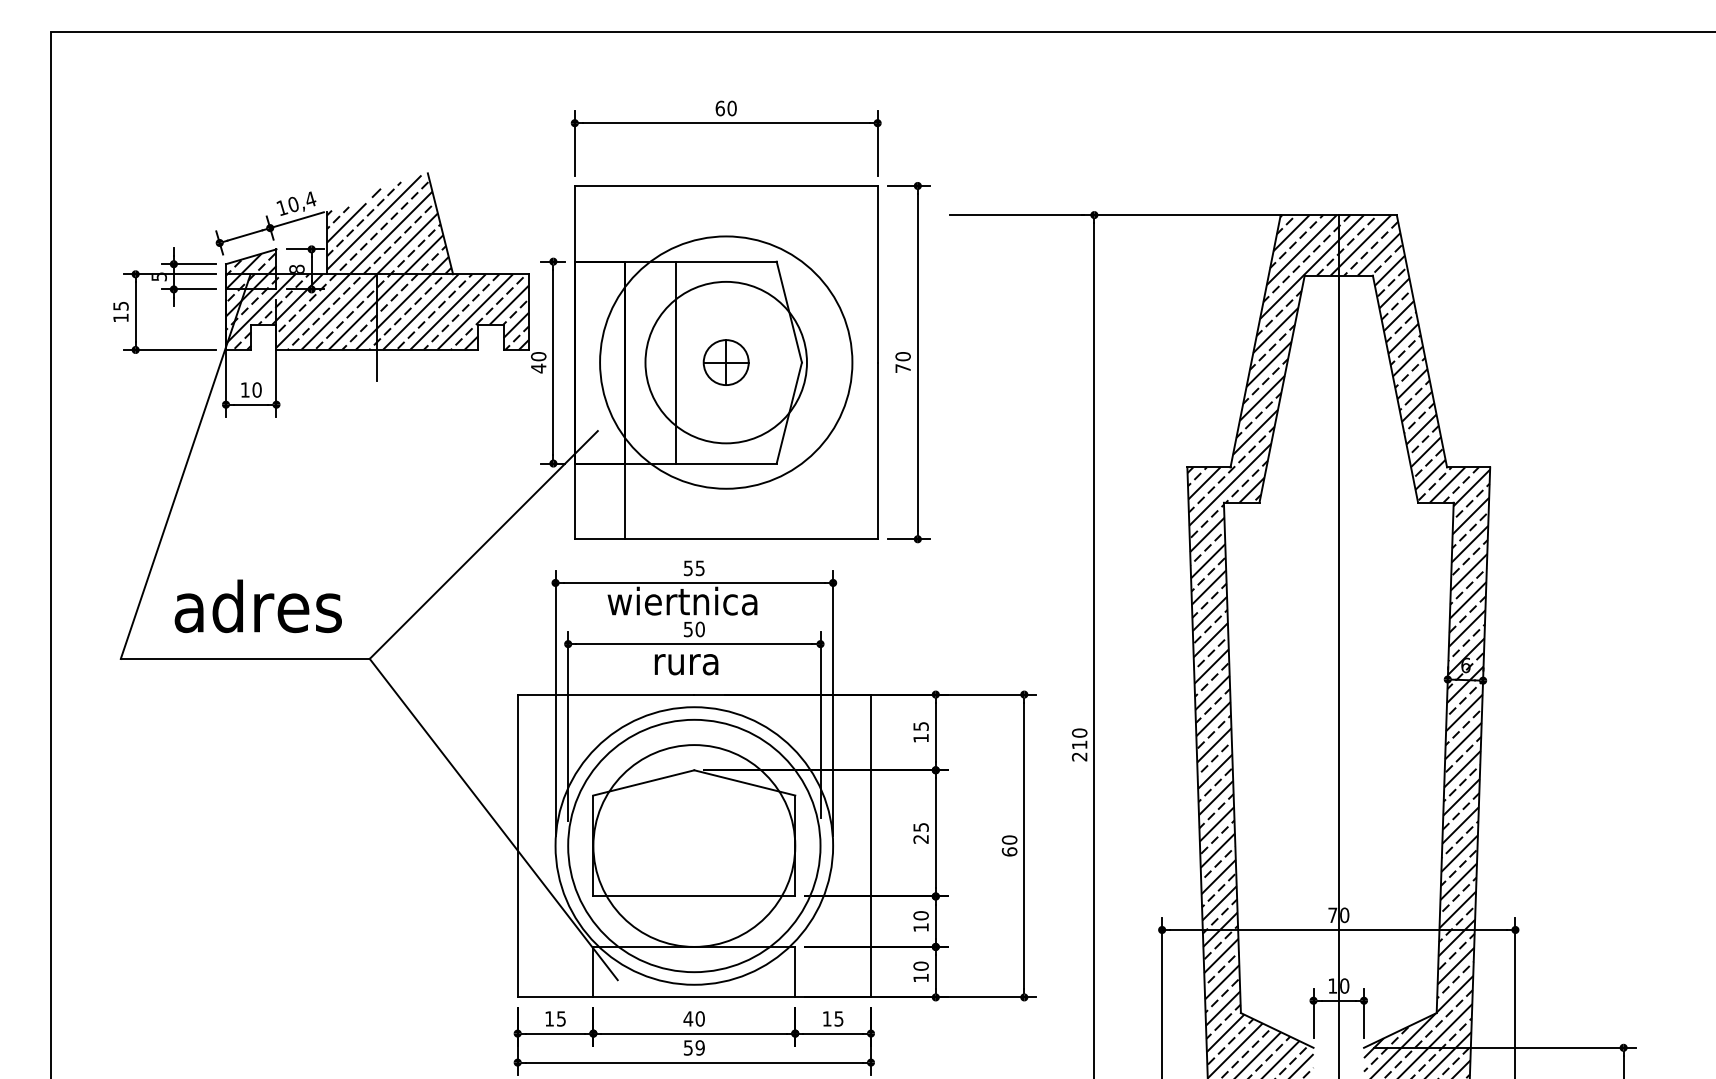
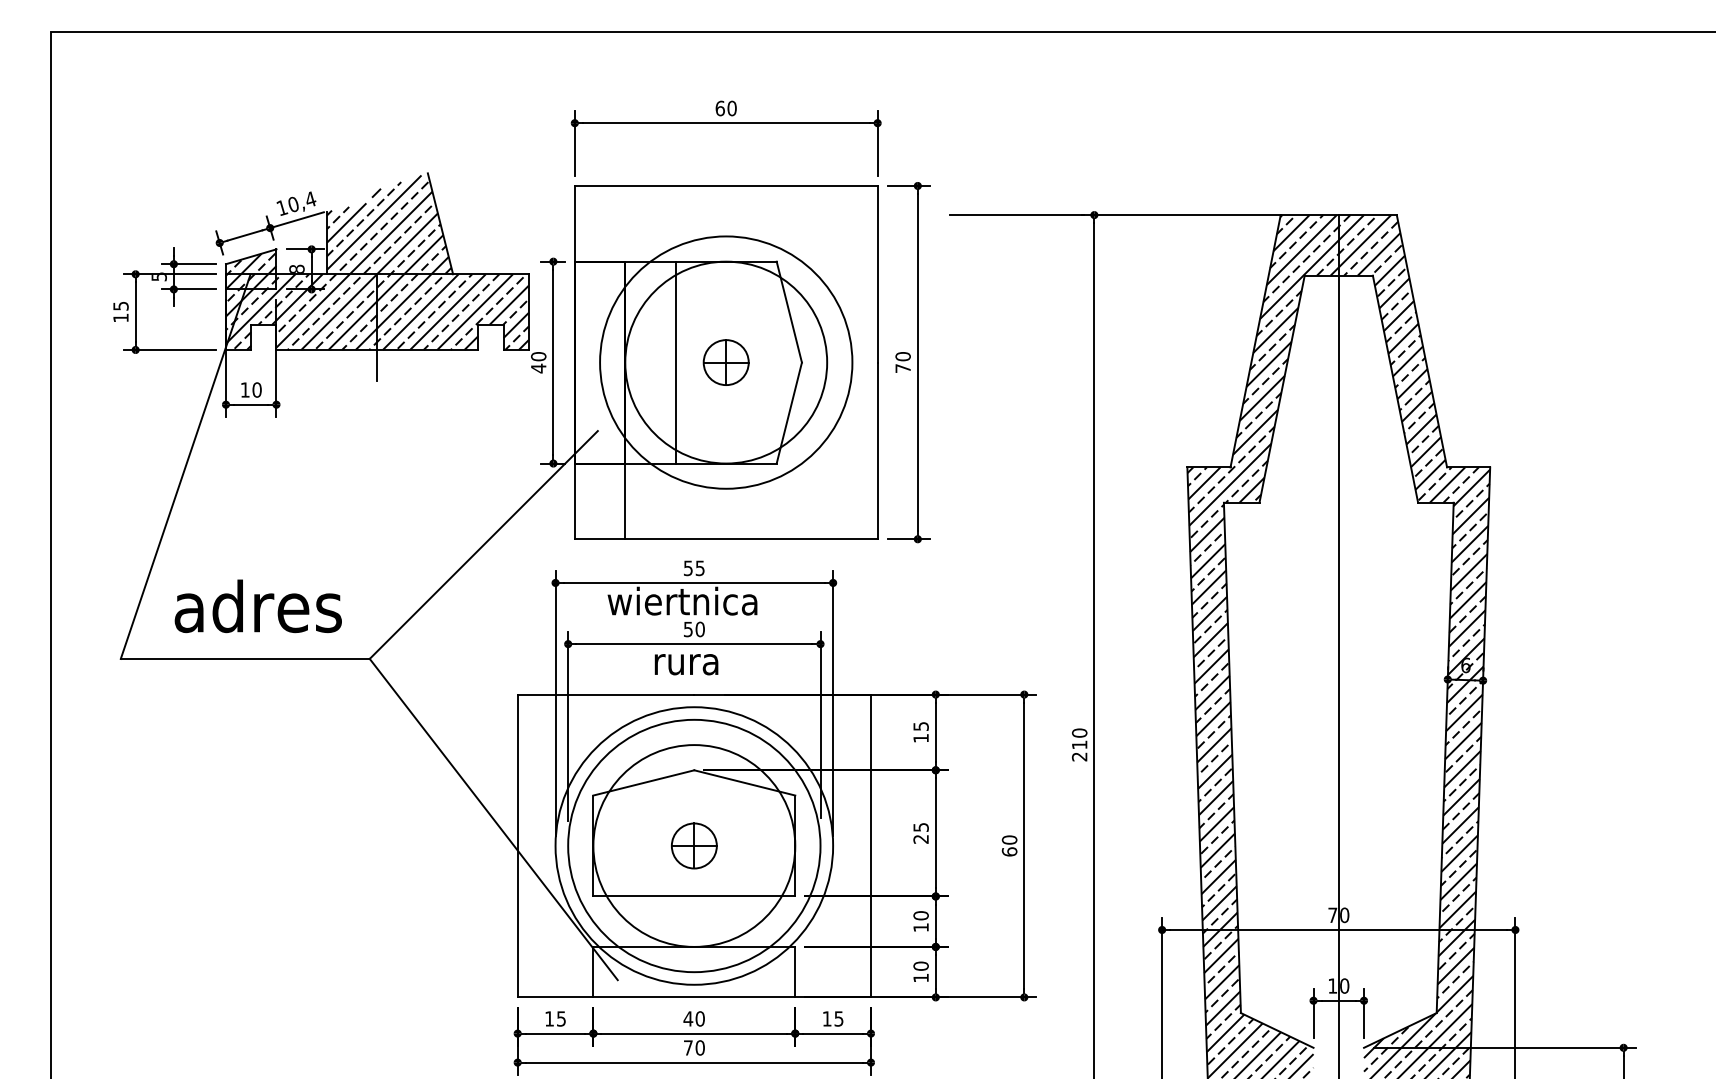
circle diameter: 161 px -> 202 px (726, 362)
part: none -> present (694, 845)
text: 59 -> 70 (694, 1047)
